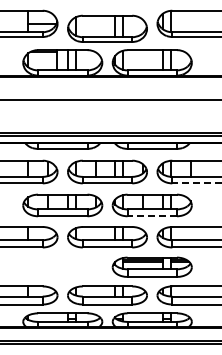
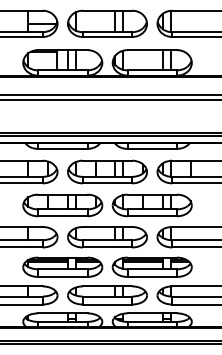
part position: (107, 28) -> (107, 23) (107, 23)
line: none -> present (110, 94)
line: dashed -> solid (197, 183)
line: dashed -> solid (152, 216)
part: none -> present (62, 266)
